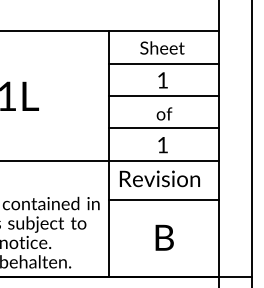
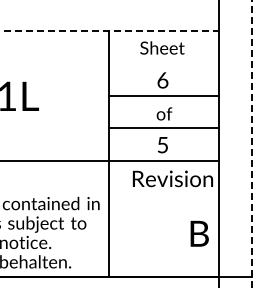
line: solid -> dashed (110, 31)
line: present -> none (164, 63)
text: 1 -> 6 (162, 80)
line: solid -> dashed (251, 143)
text: 1 -> 5 (162, 145)
text position: (159, 178) -> (172, 178) (172, 178)
line: present -> none (164, 199)
text position: (164, 237) -> (199, 233) (199, 233)
